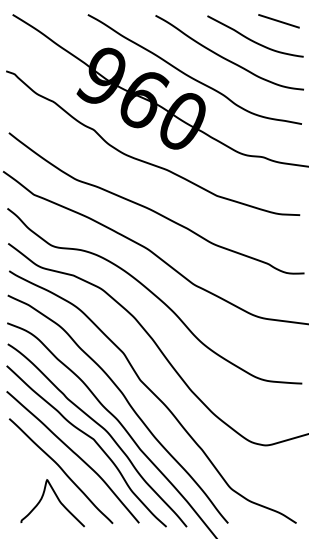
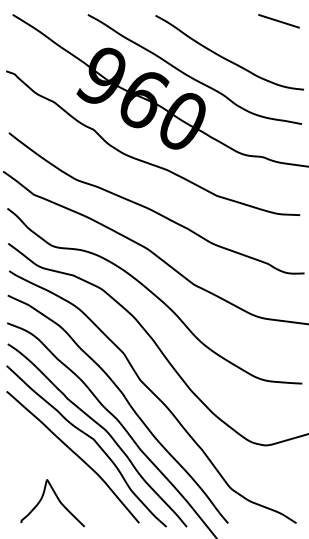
curve: present -> none (253, 40)
curve: present -> none (61, 470)
